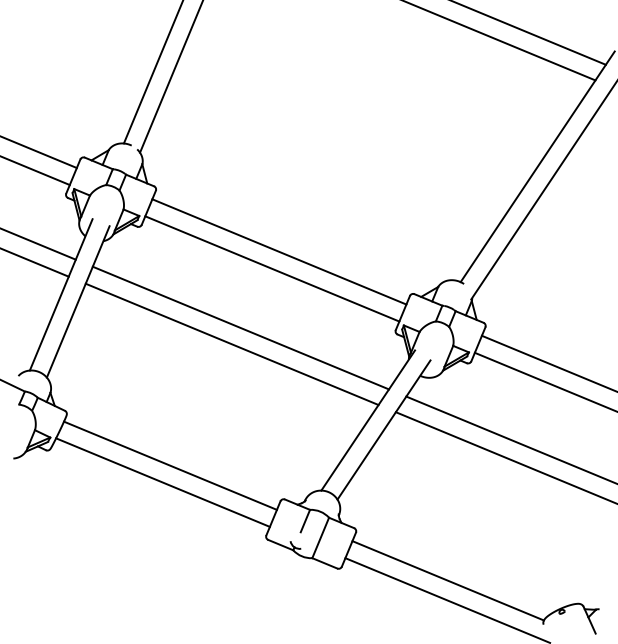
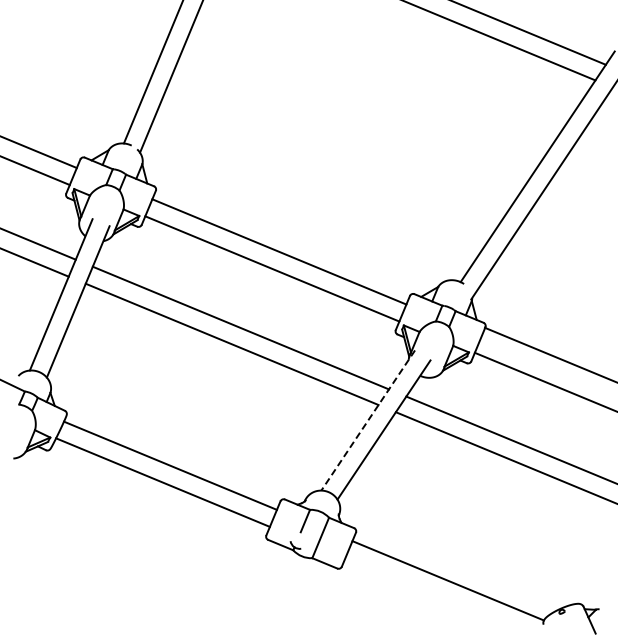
line position: (547, 362) -> (549, 354) (549, 354)
line: solid -> dashed (367, 420)
line: present -> none (444, 599)
